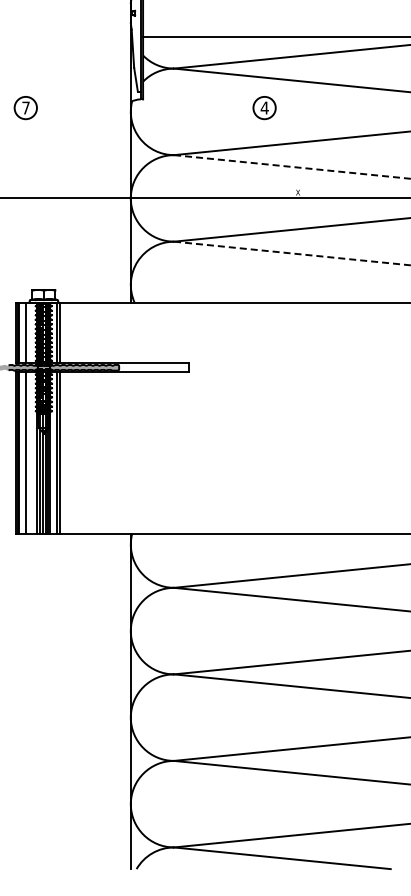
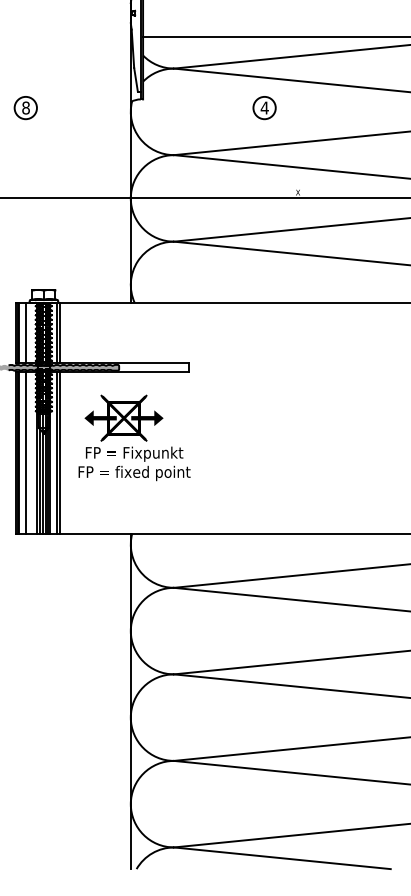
text: 7 -> 8 (25, 107)
line: dashed -> solid (292, 166)
line: dashed -> solid (292, 253)
part: none -> present (134, 437)
